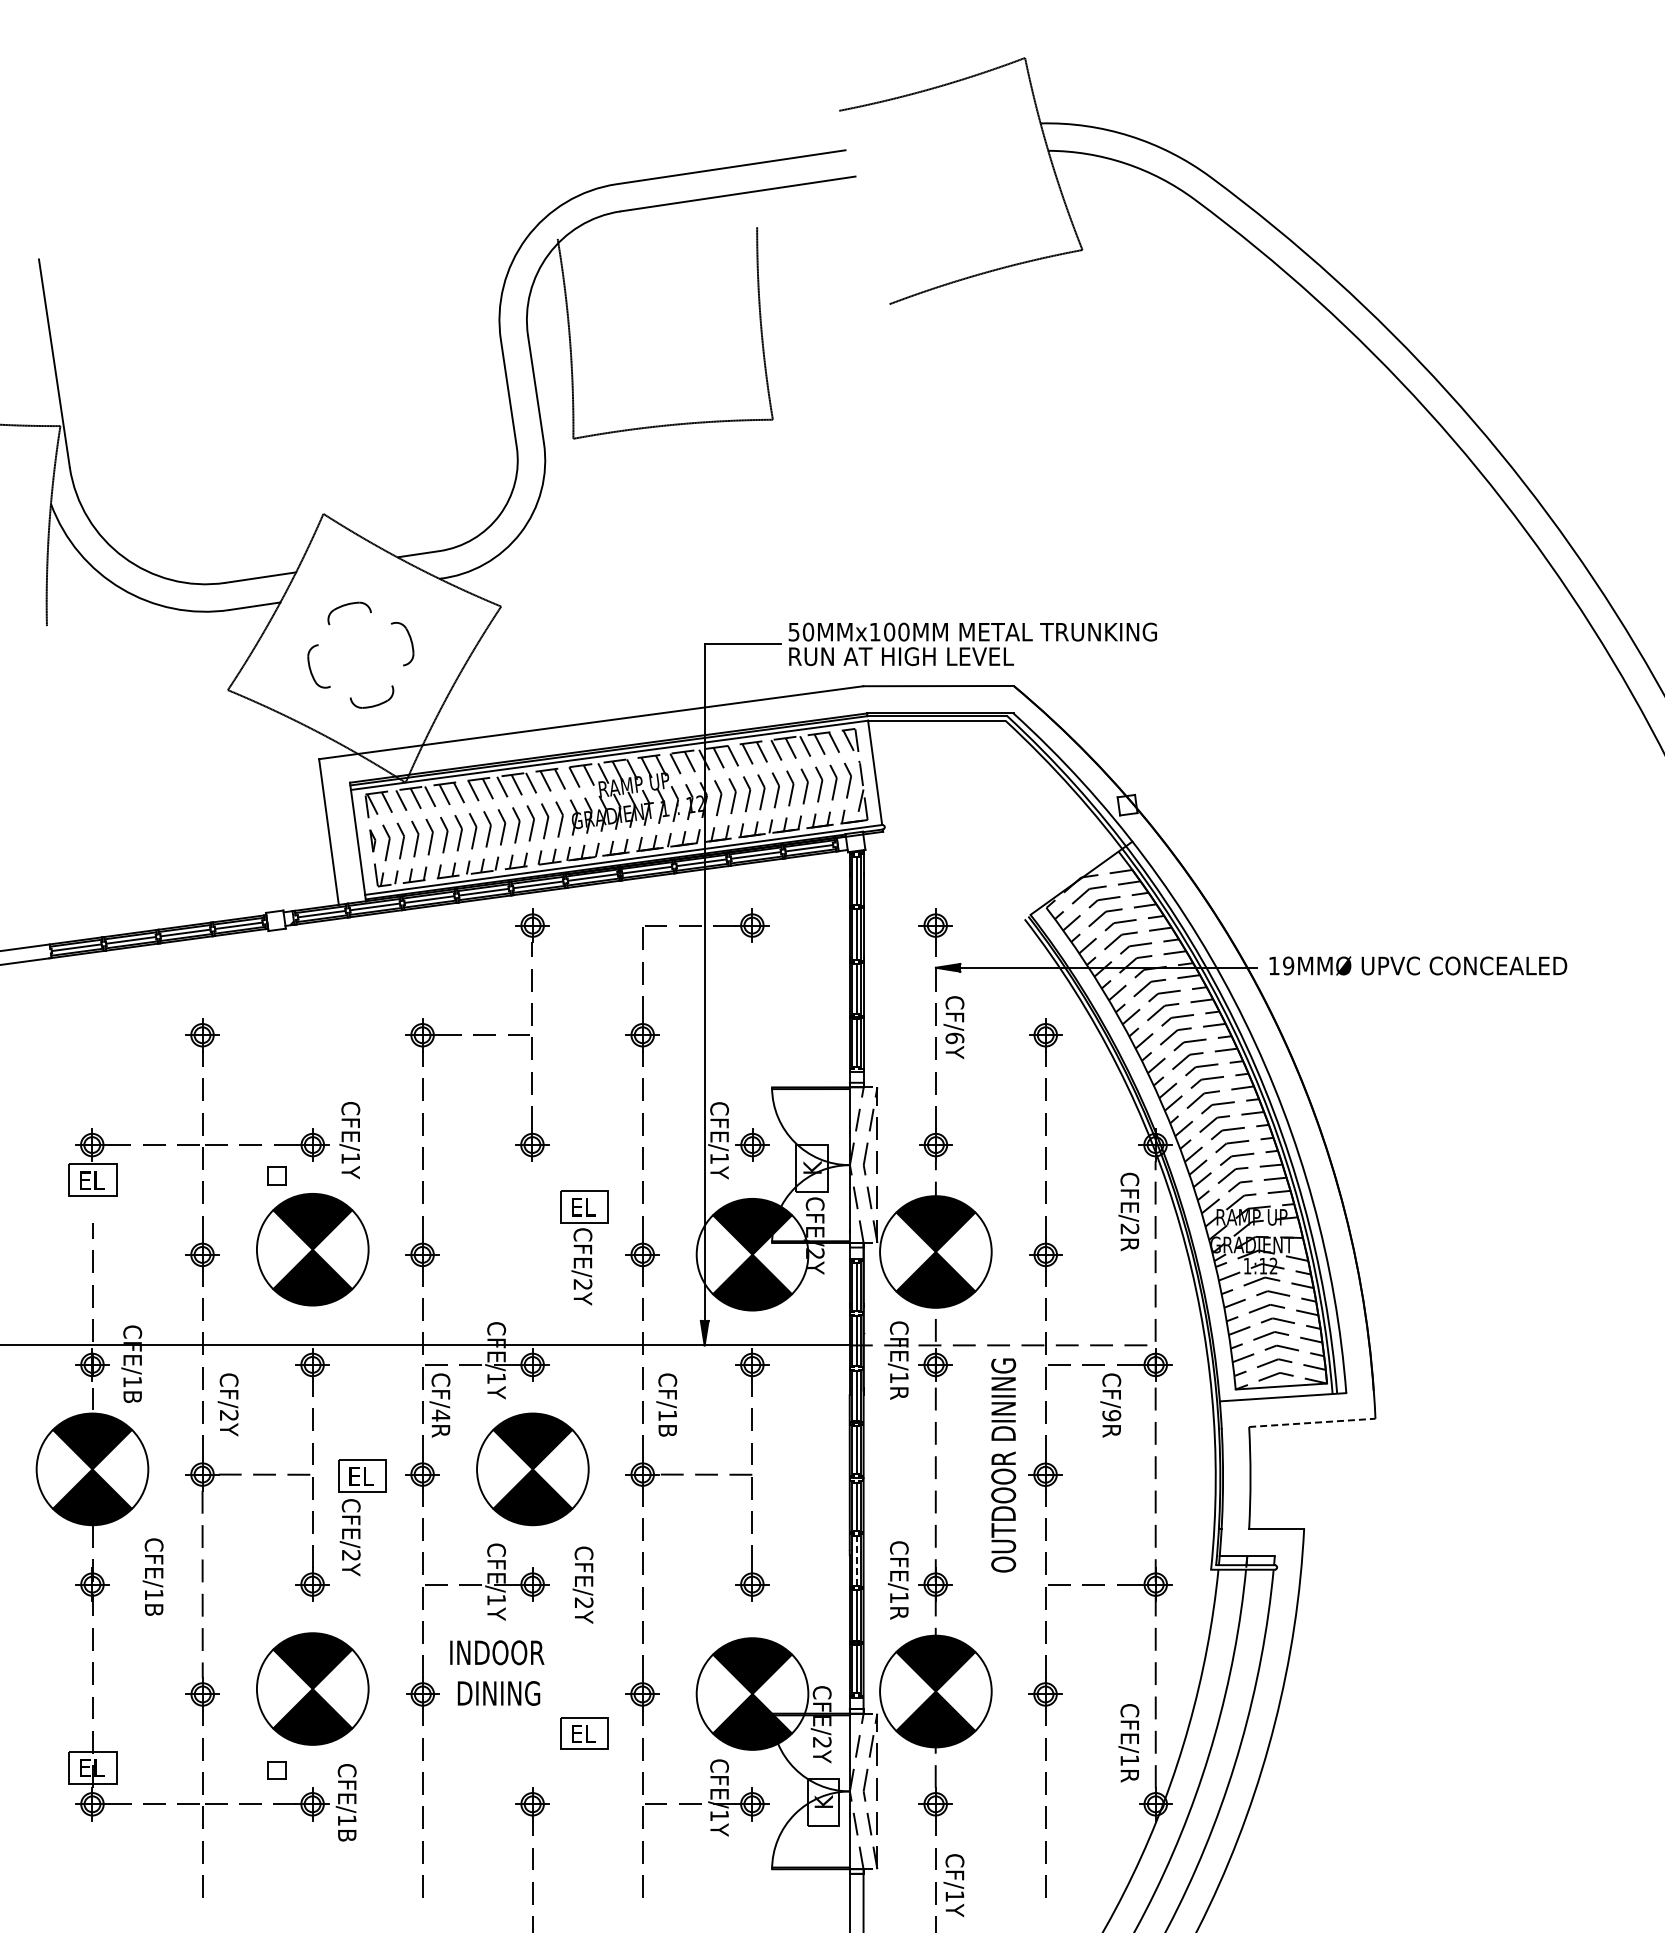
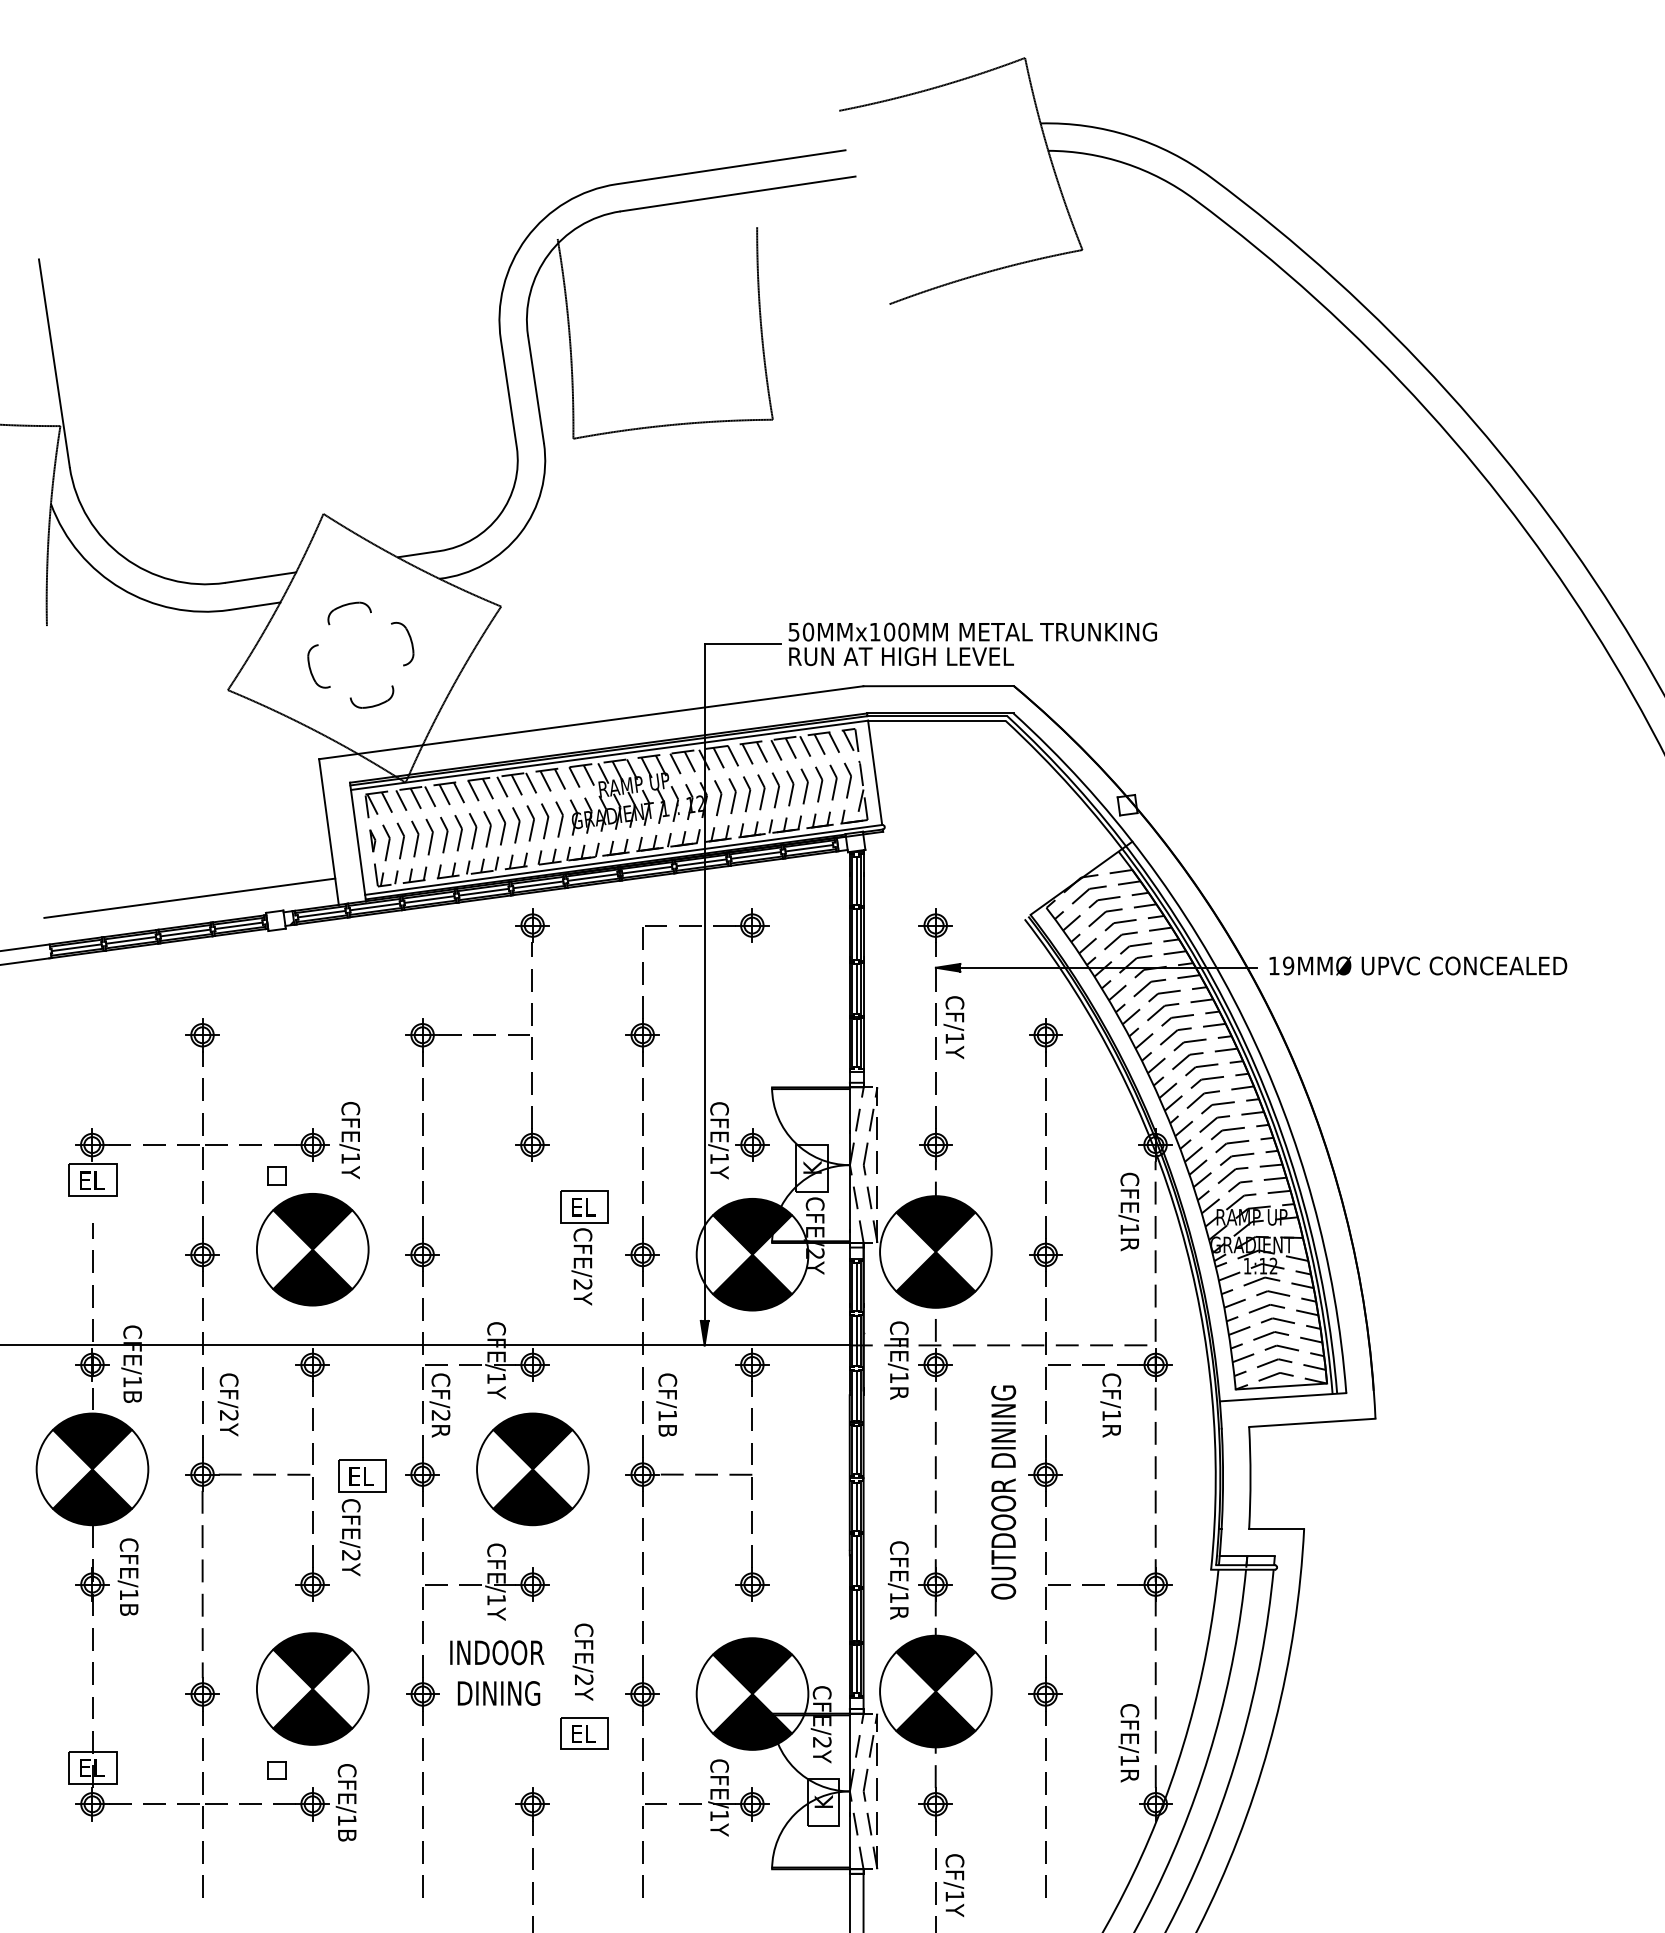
line: none -> present (189, 897)
text: CF/6Y -> CF/1Y (954, 1038)
text: CFE/2R -> CFE/1R (1129, 1228)
text: CF/4R -> CF/2R (440, 1415)
text: CF/9R -> CF/1R (1111, 1415)
line: dashed -> solid (1312, 1422)
text position: (1003, 1465) -> (1003, 1492) (1003, 1492)
line: dashed -> solid (856, 1560)
text position: (152, 1576) -> (127, 1576) (127, 1576)
text position: (582, 1584) -> (582, 1661) (582, 1661)
